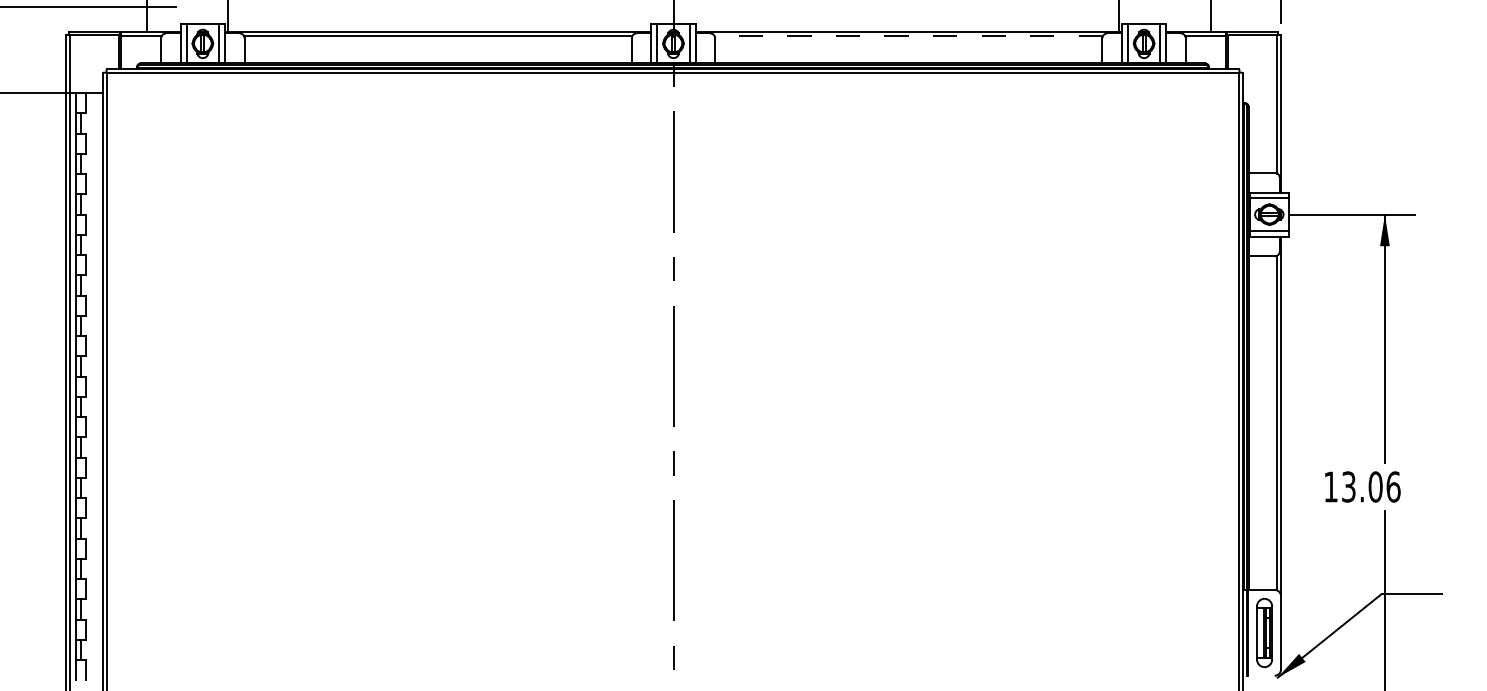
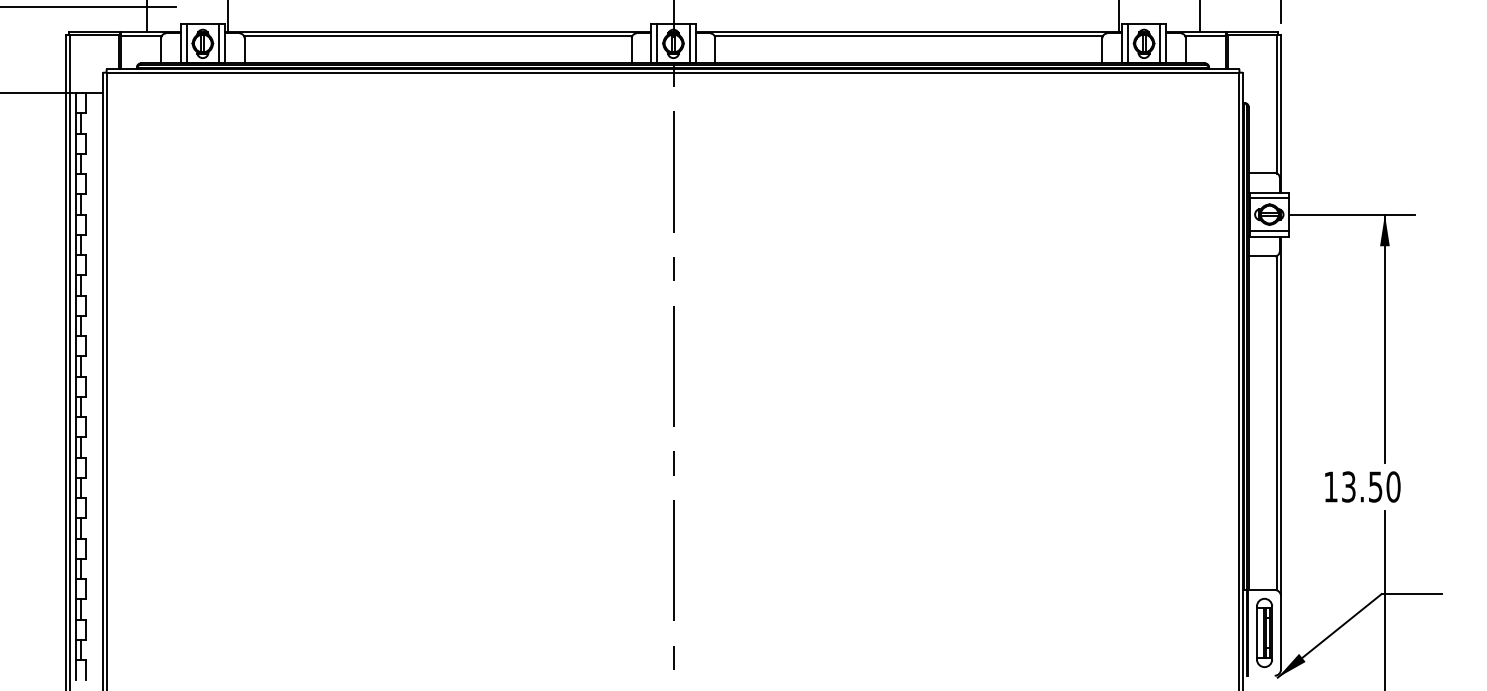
line position: (1210, 17) -> (1199, 17) (1199, 17)
line: dashed -> solid (908, 36)
text: 13.06 -> 13.50 (1384, 486)
